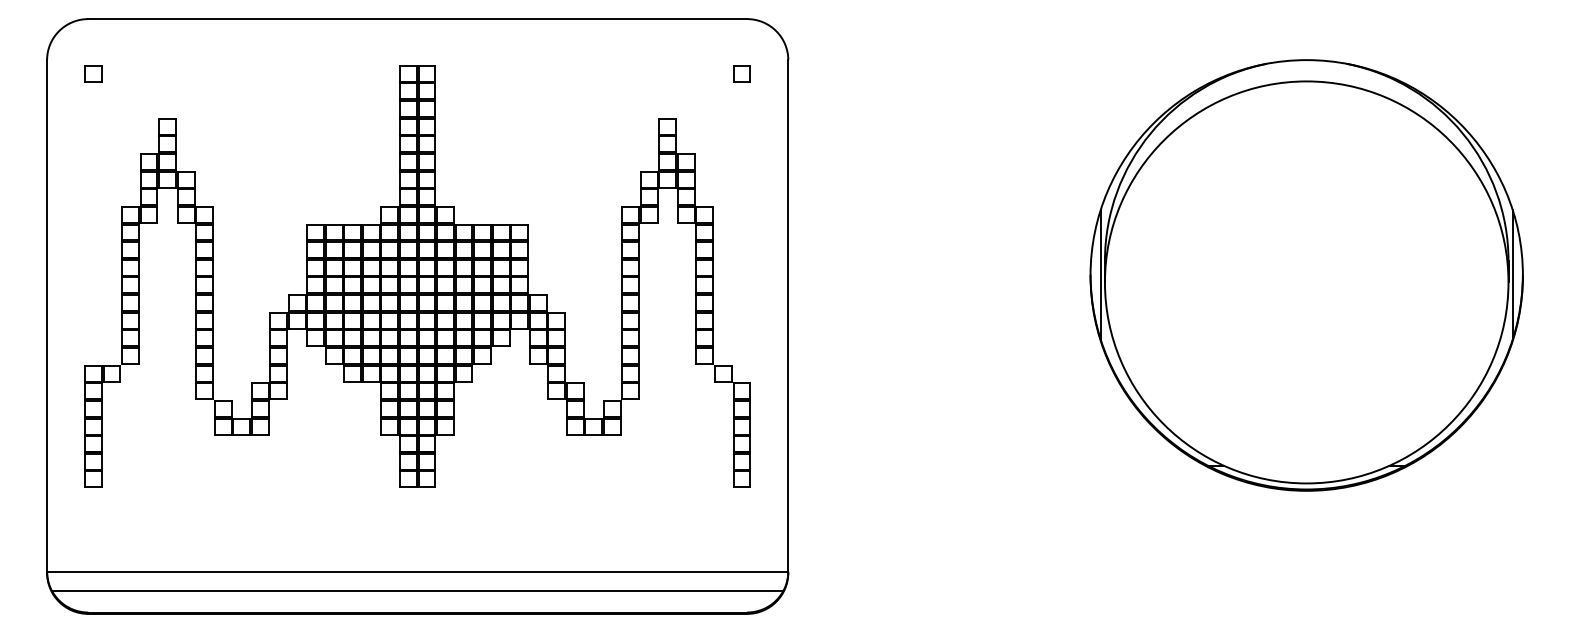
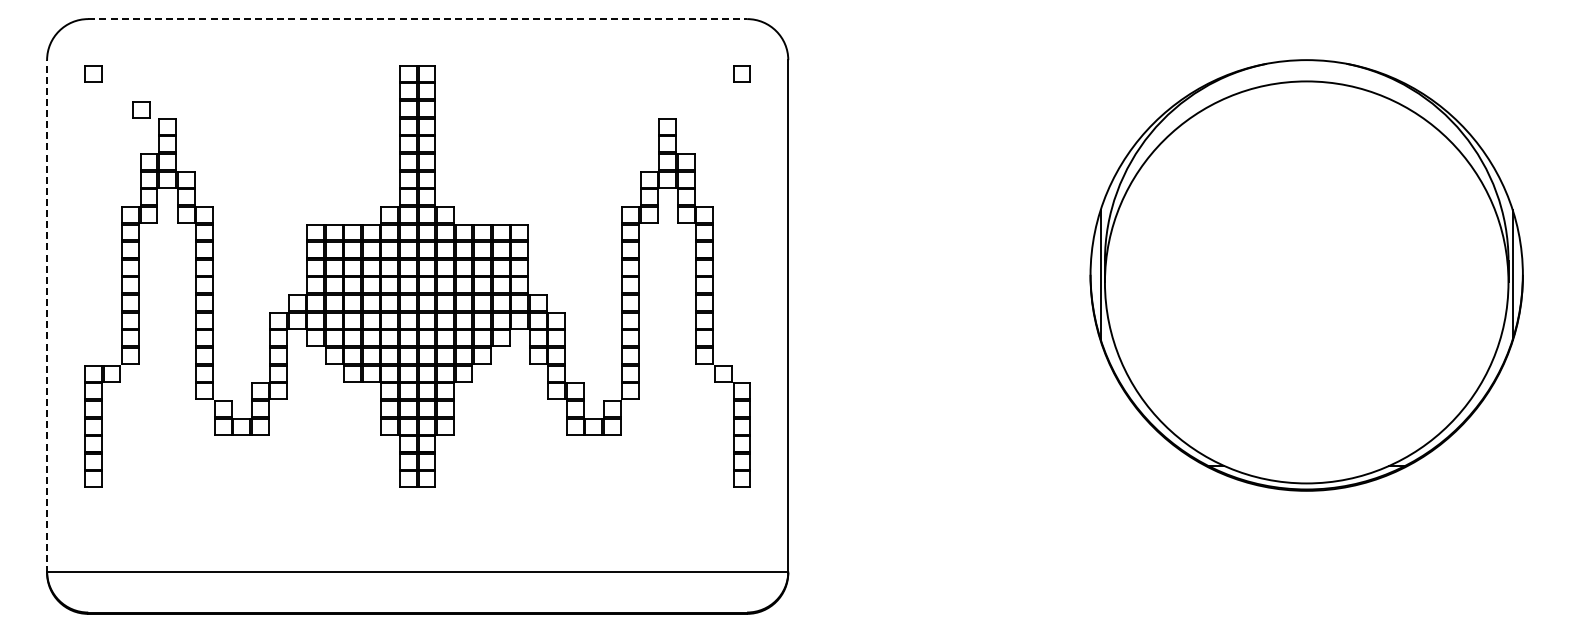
line: solid -> dashed (418, 19)
part: none -> present (141, 109)
line: solid -> dashed (47, 316)
line: present -> none (417, 591)
